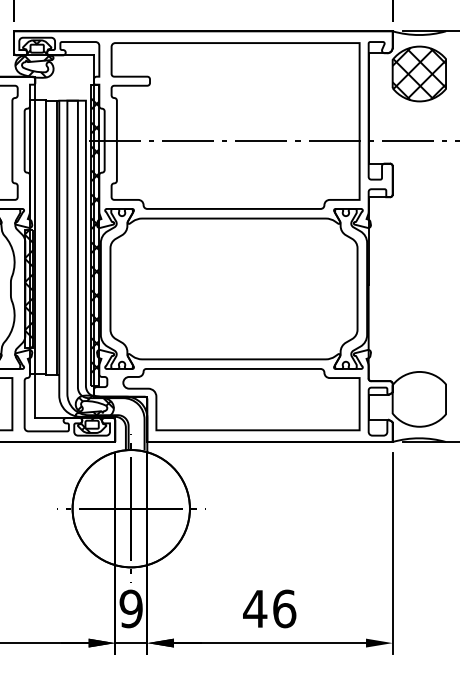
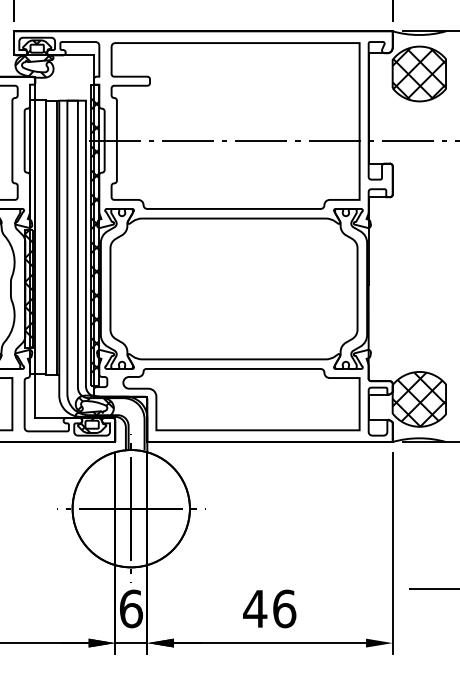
hatch: none -> present (419, 399)
line: none -> present (432, 588)
text: 9 -> 6 (130, 608)
